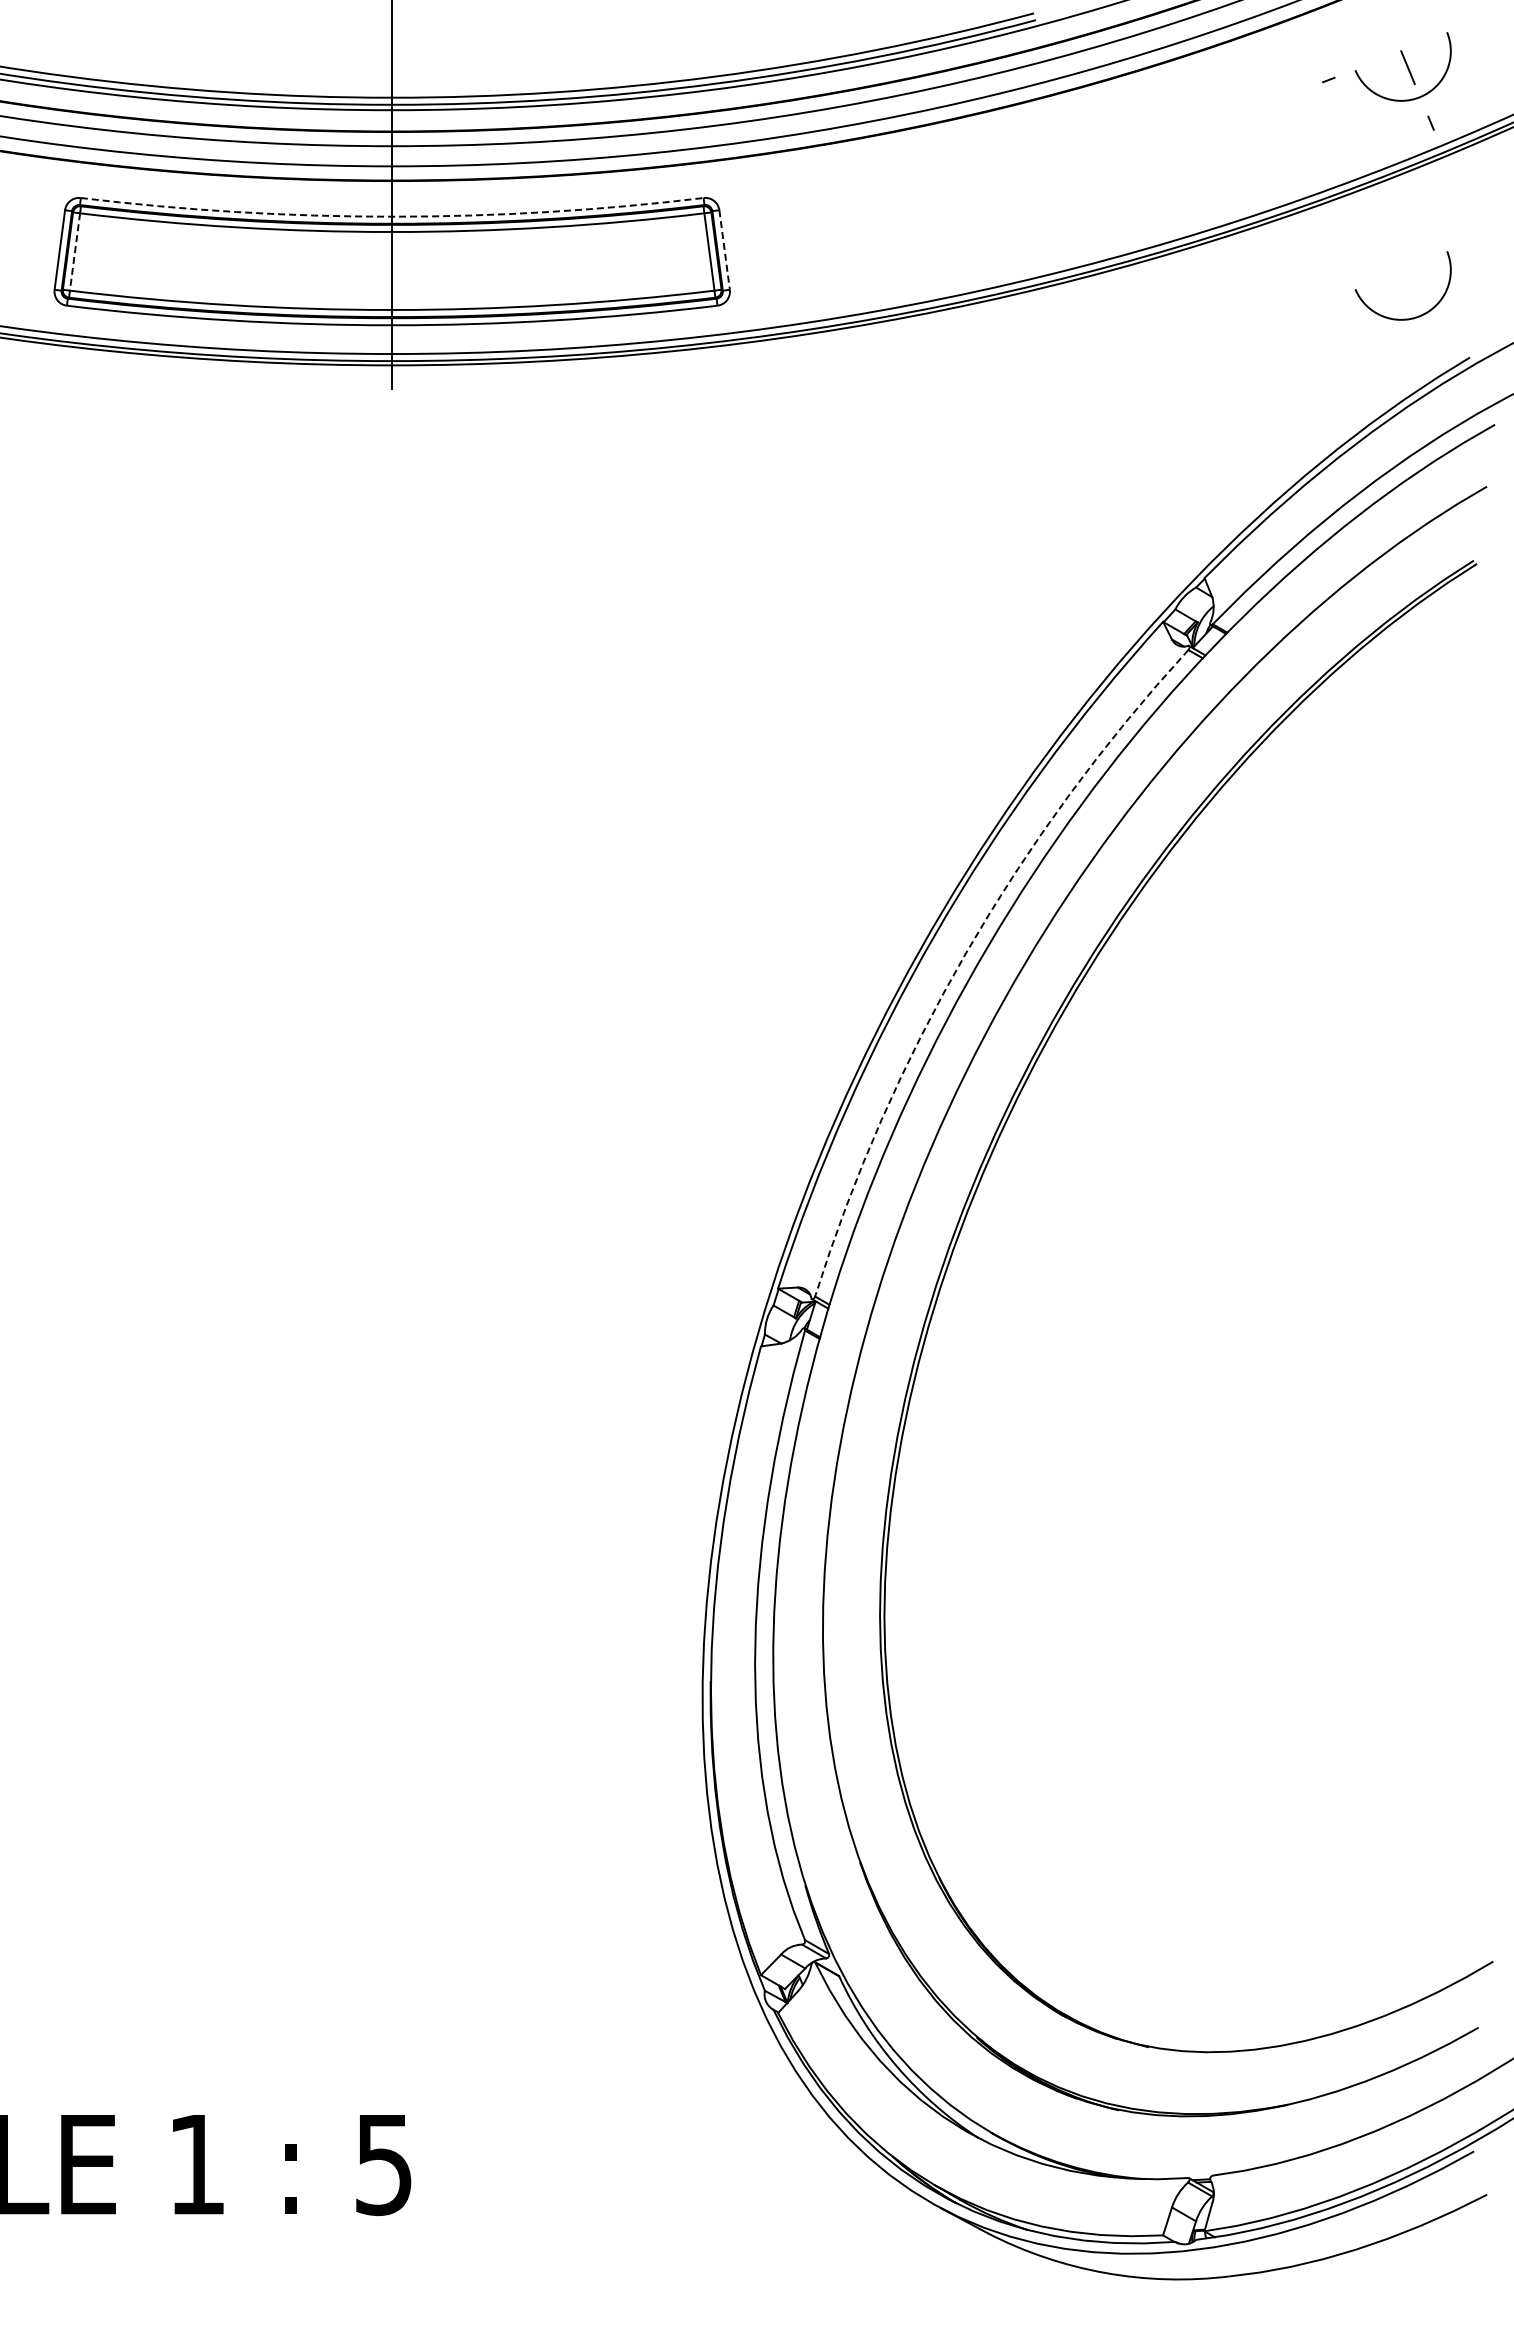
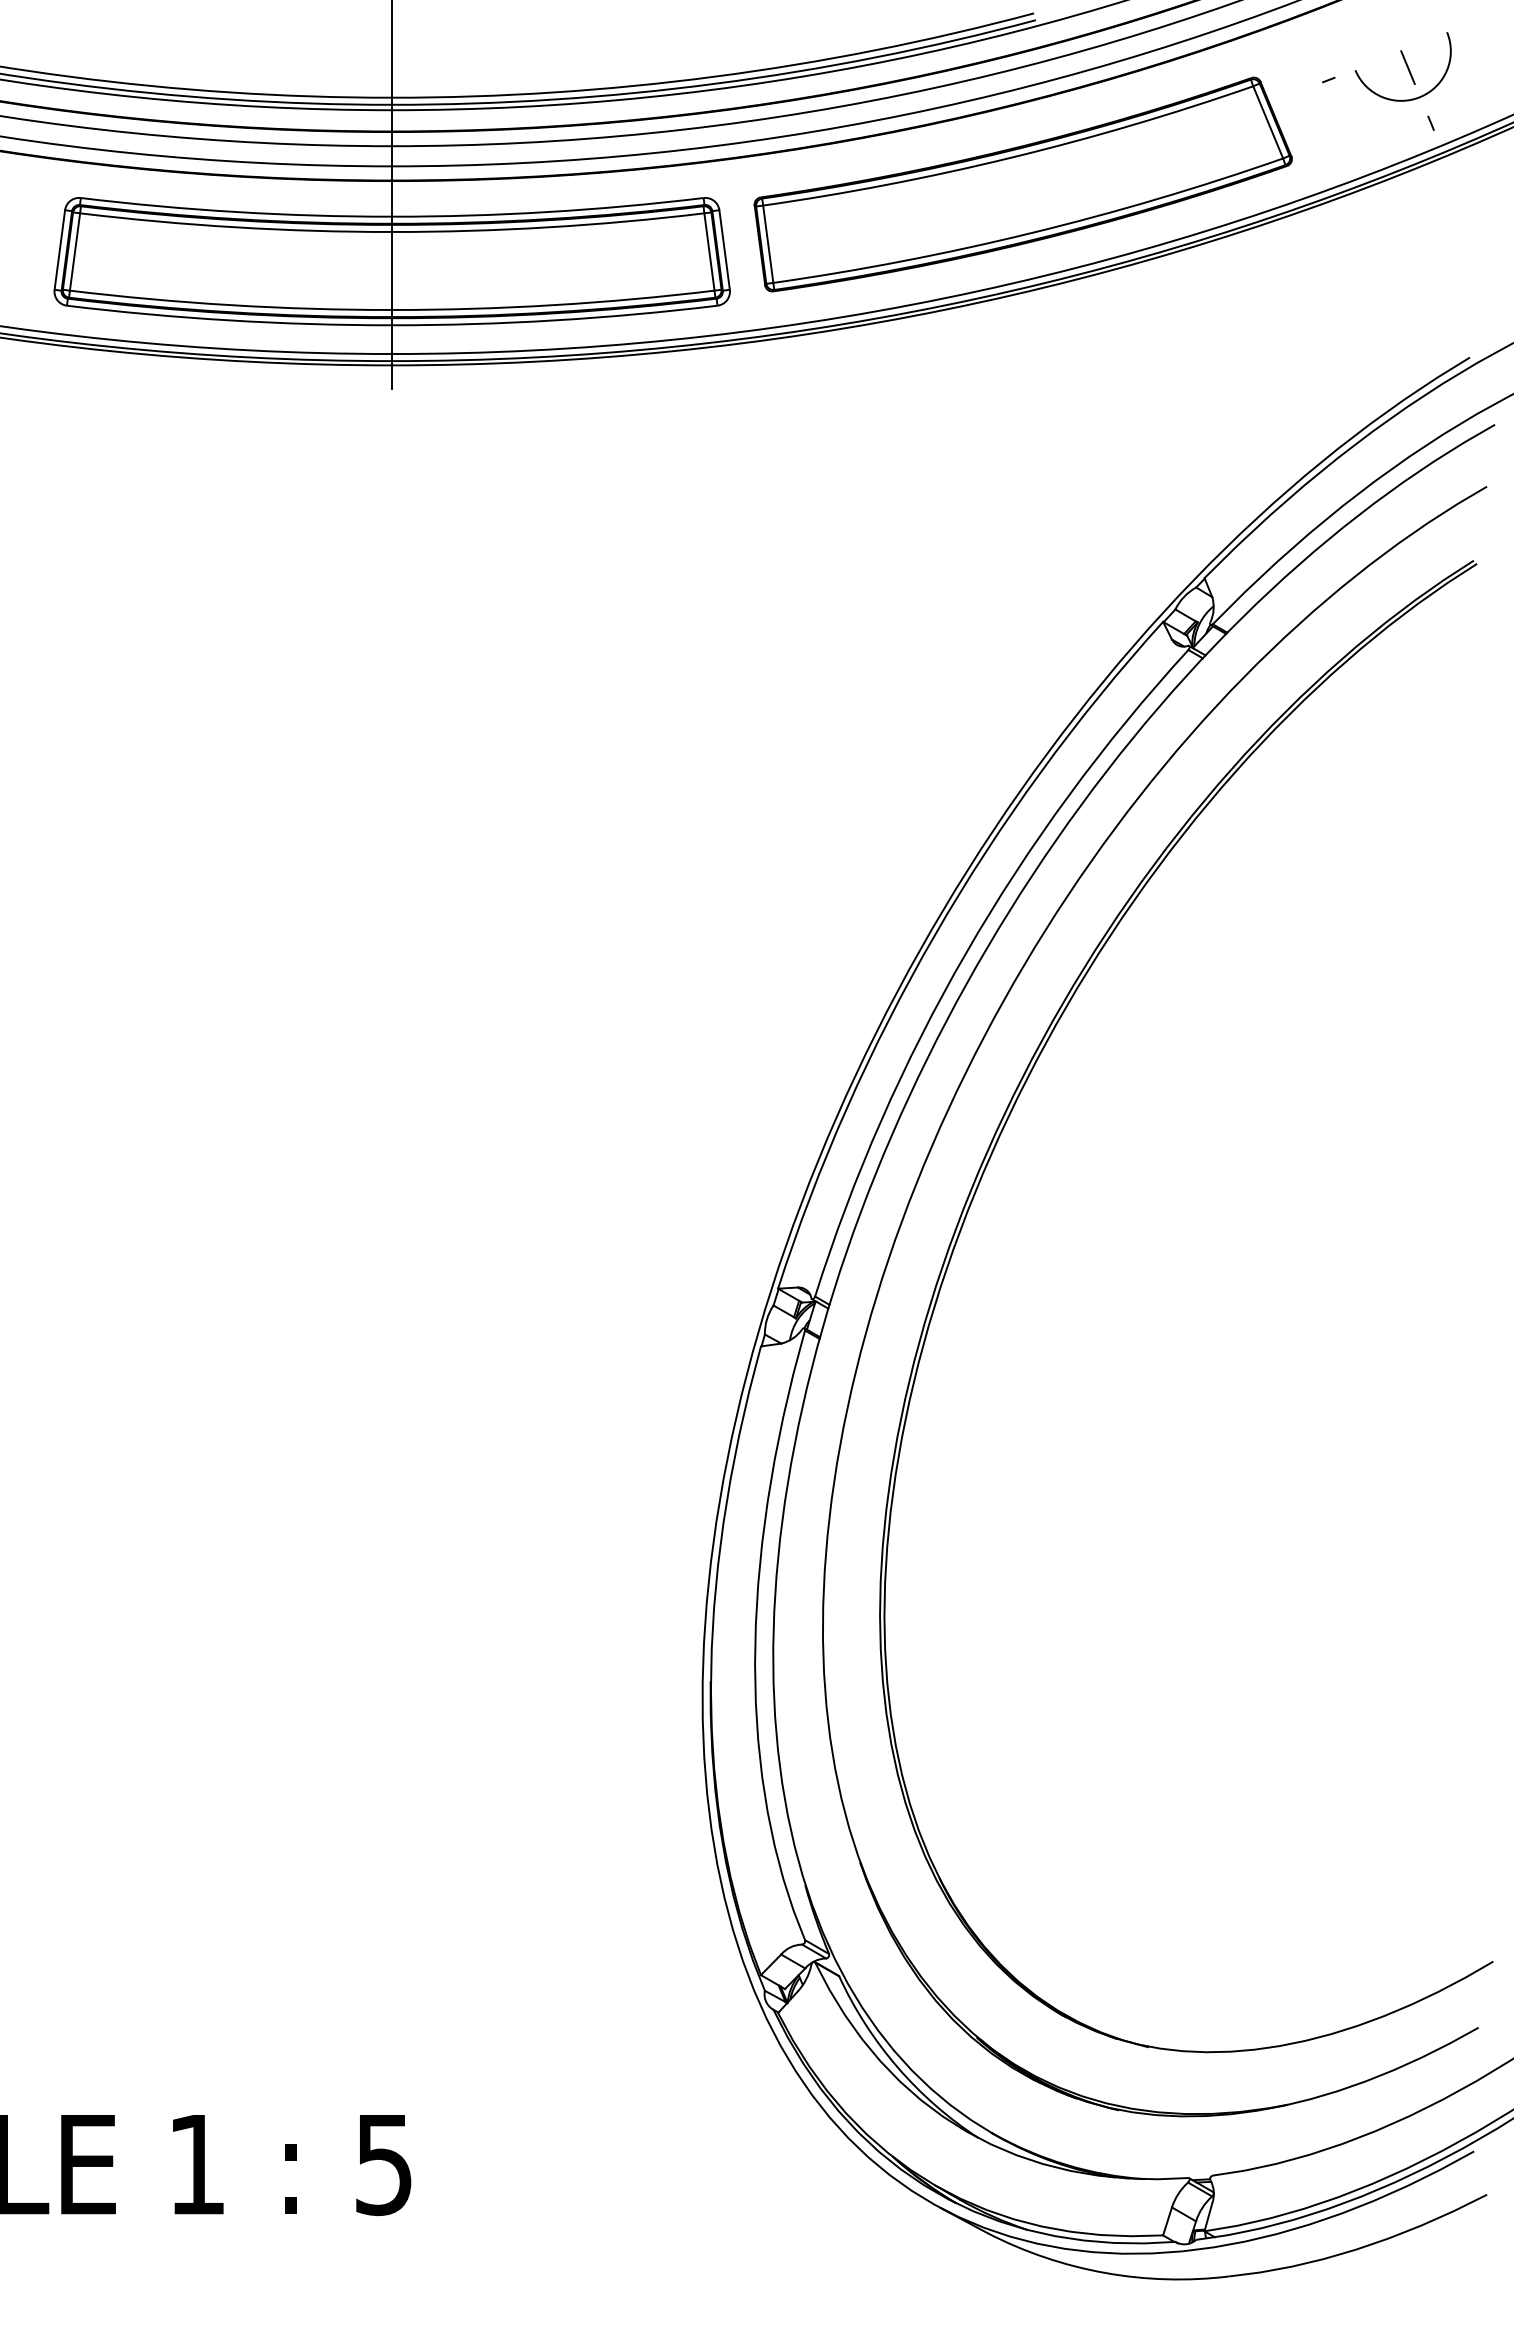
part: none -> present (1022, 184)
arc: dashed -> solid (392, 216)
line: dashed -> solid (724, 250)
line: dashed -> solid (74, 252)
arc: present -> none (1404, 318)
arc: dashed -> solid (966, 952)
